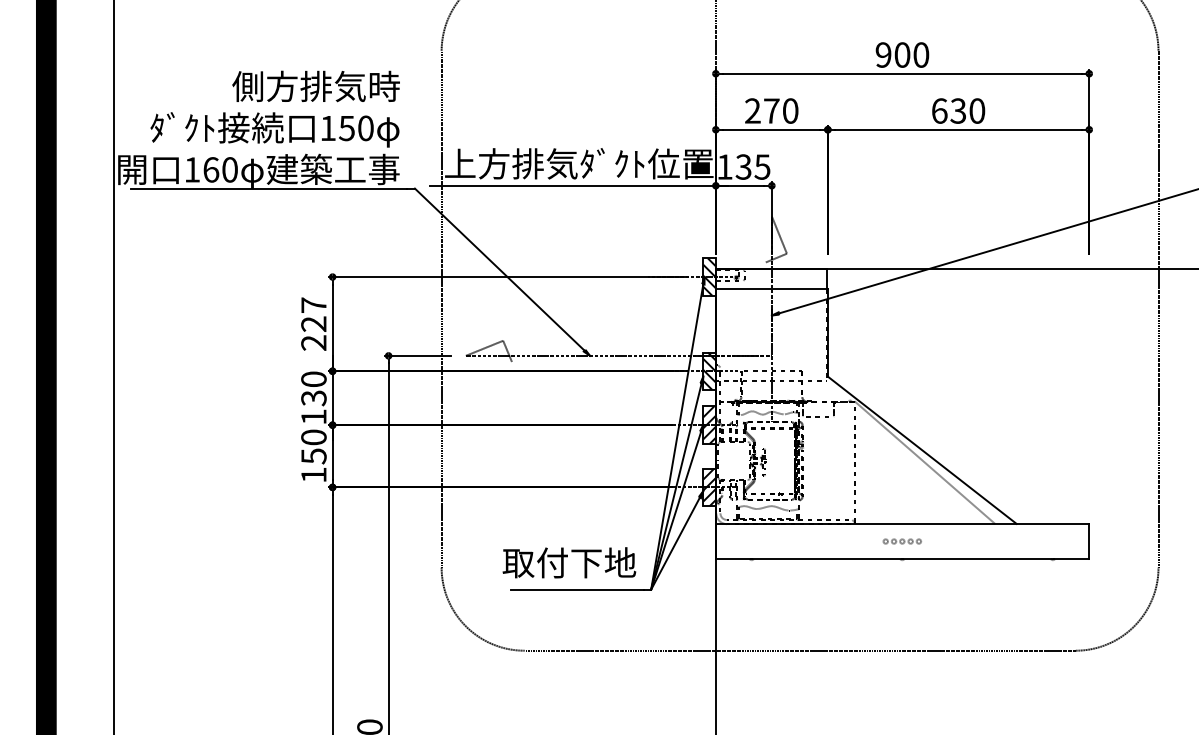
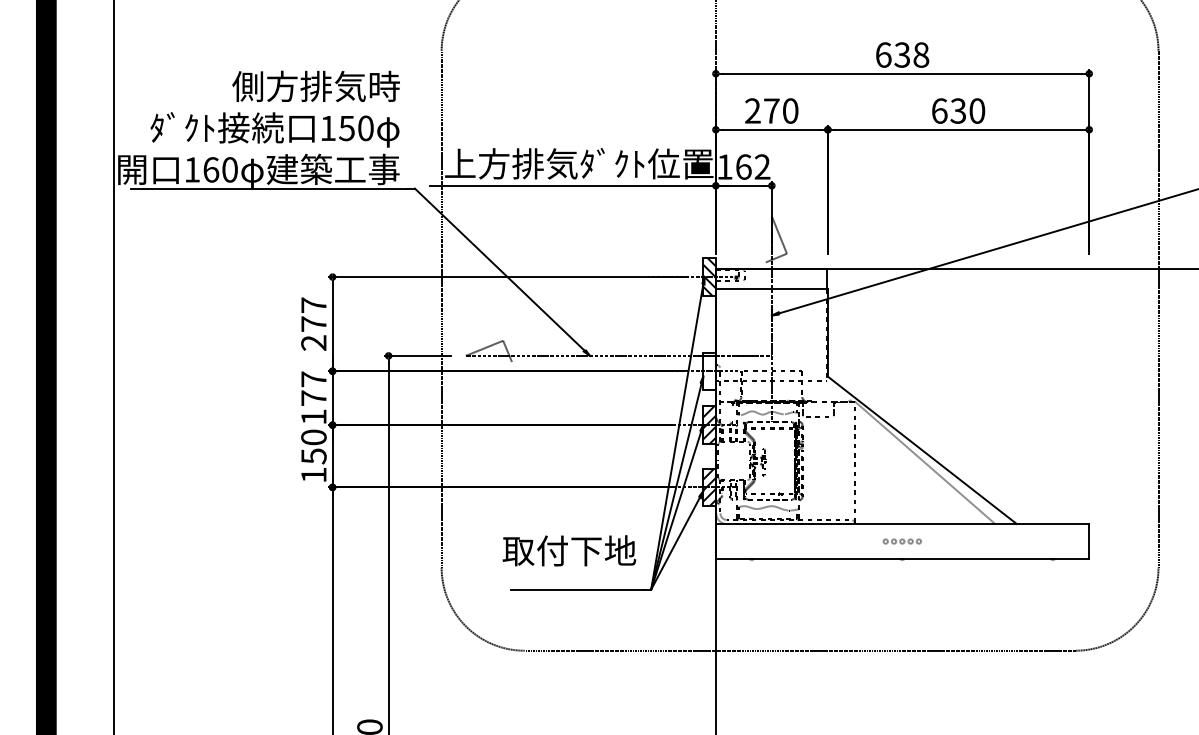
text: 900 -> 638 (902, 54)
text: 135 -> 162 (752, 166)
text: 227 -> 277 (313, 323)
hatch: present -> none (709, 370)
text: 130 -> 177 (313, 388)
text position: (569, 562) -> (569, 550) (569, 550)
